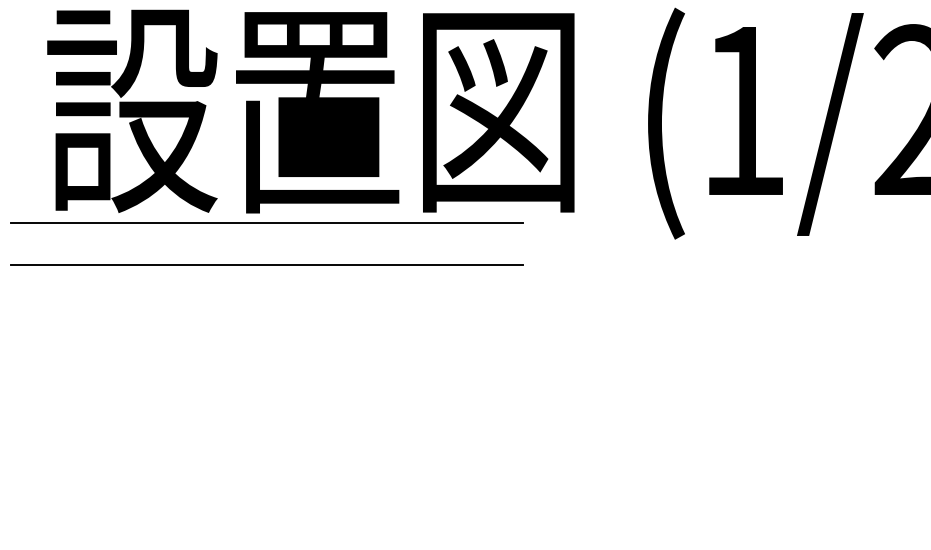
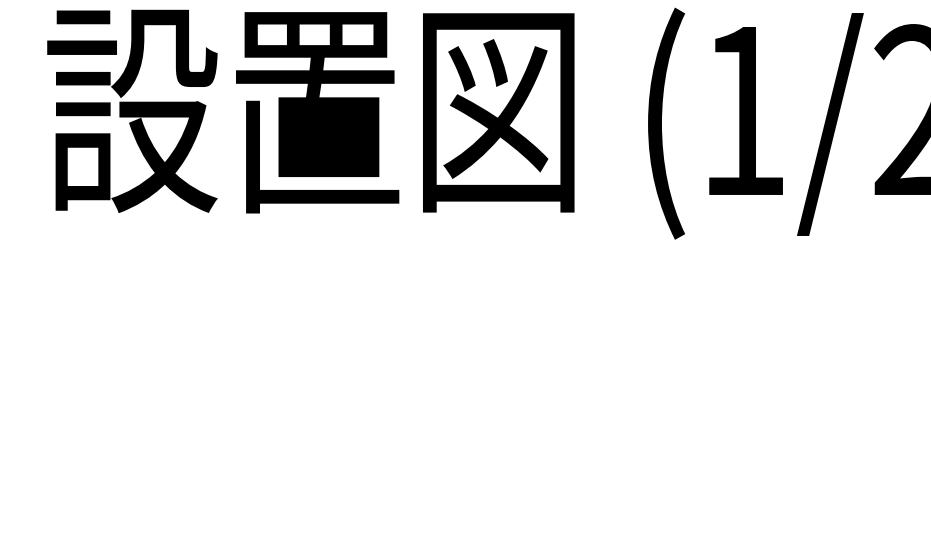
line: present -> none (267, 222)
line: present -> none (267, 264)
